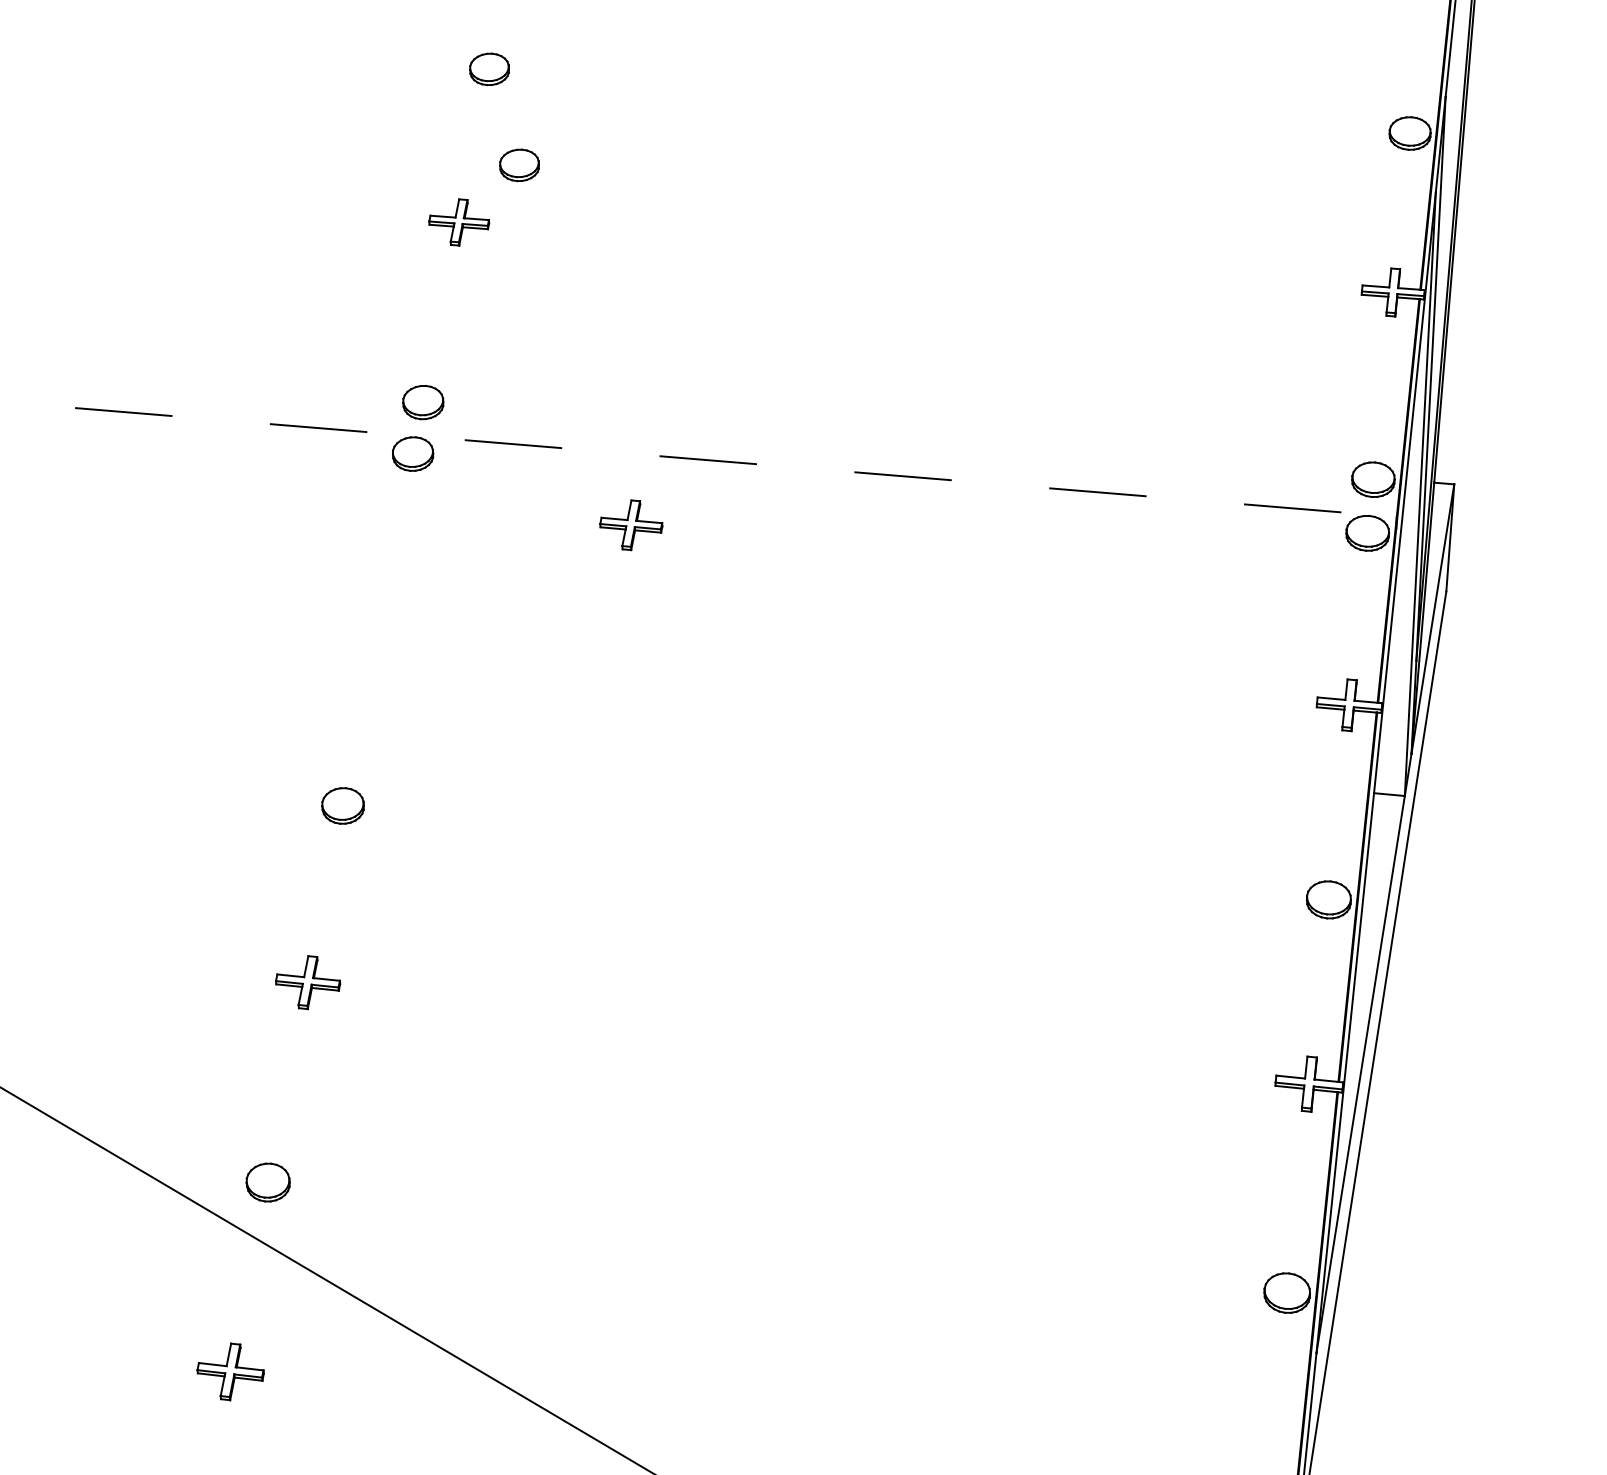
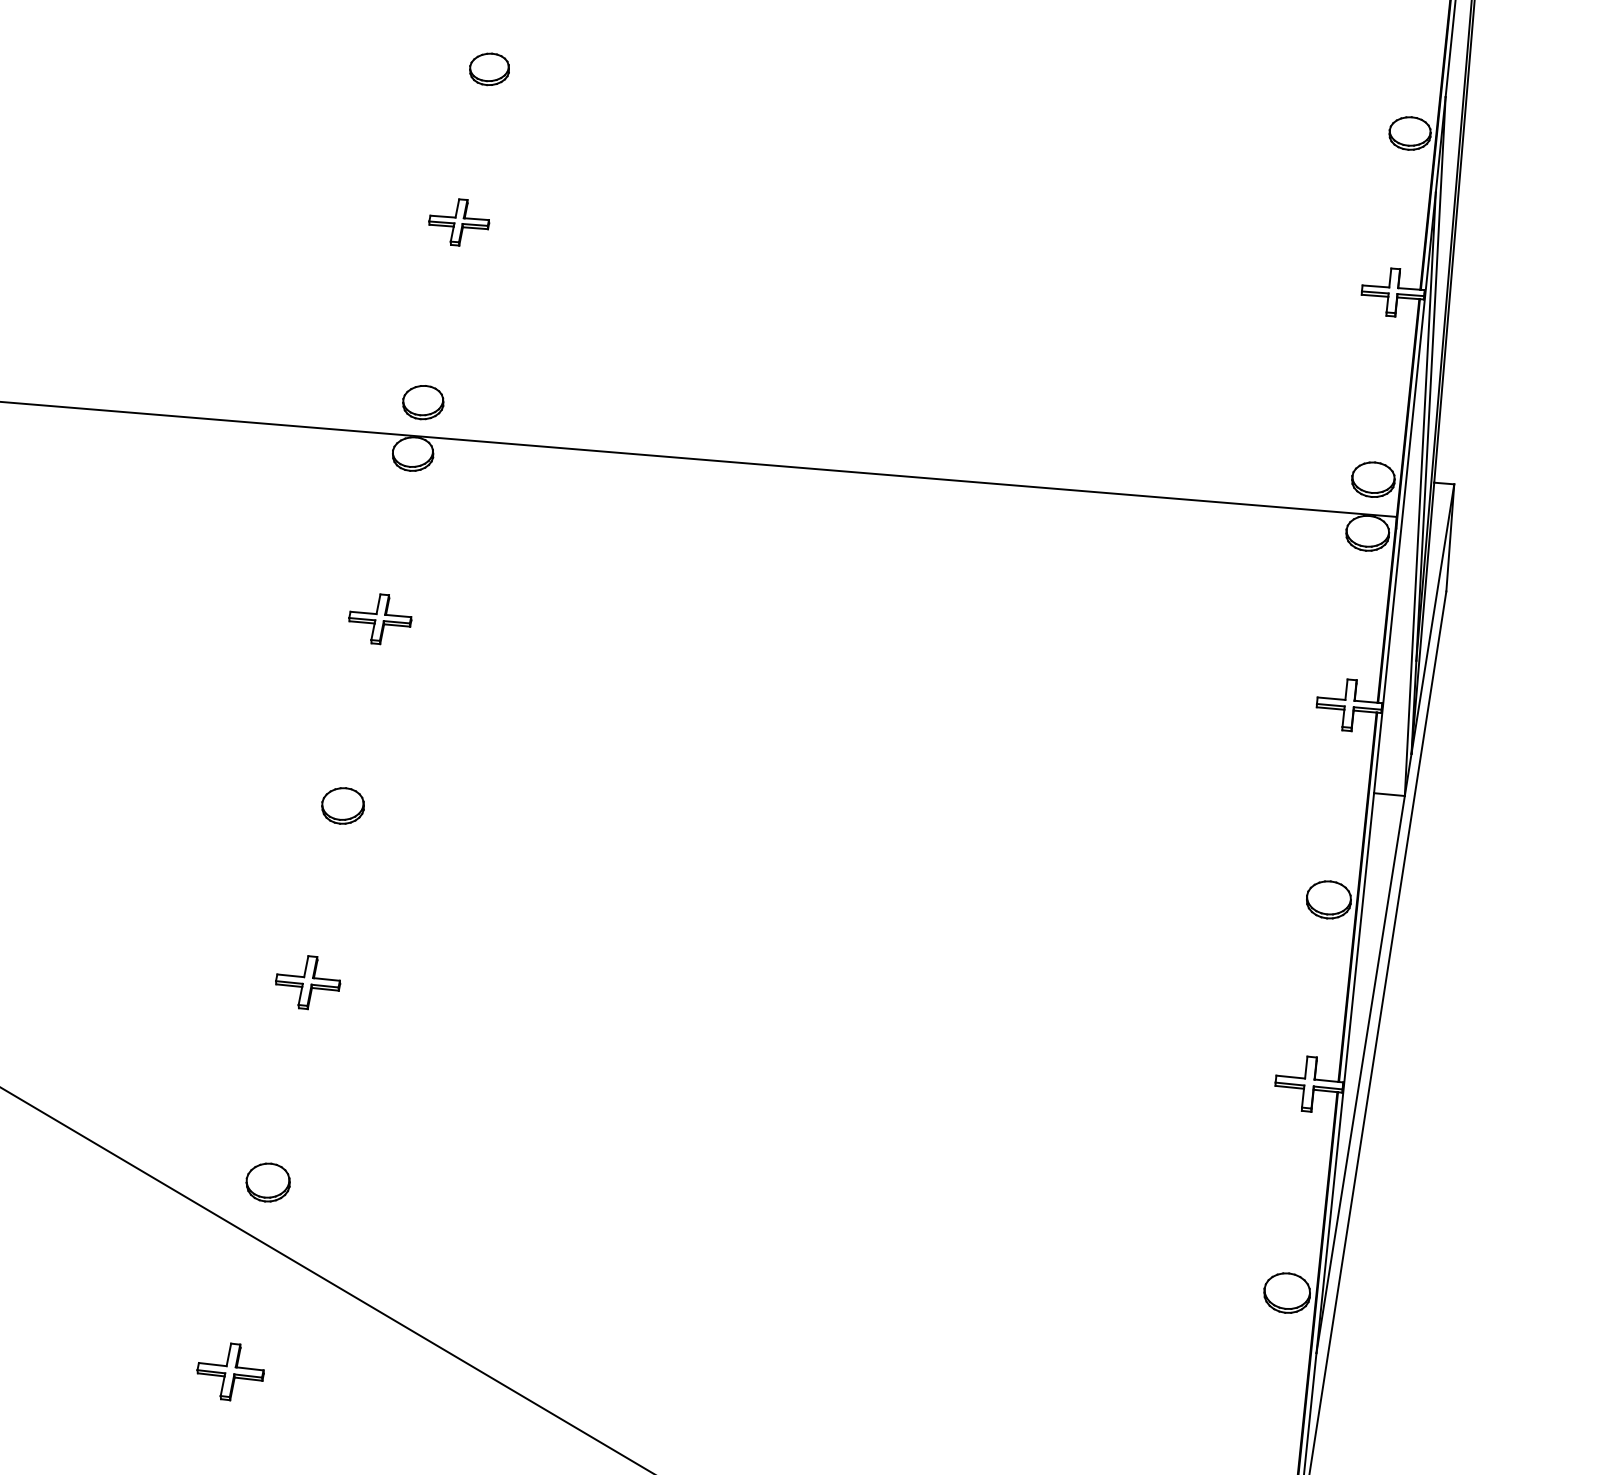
part: present -> none (519, 165)
line: dashed -> solid (699, 459)
part position: (631, 525) -> (380, 619) (380, 619)
